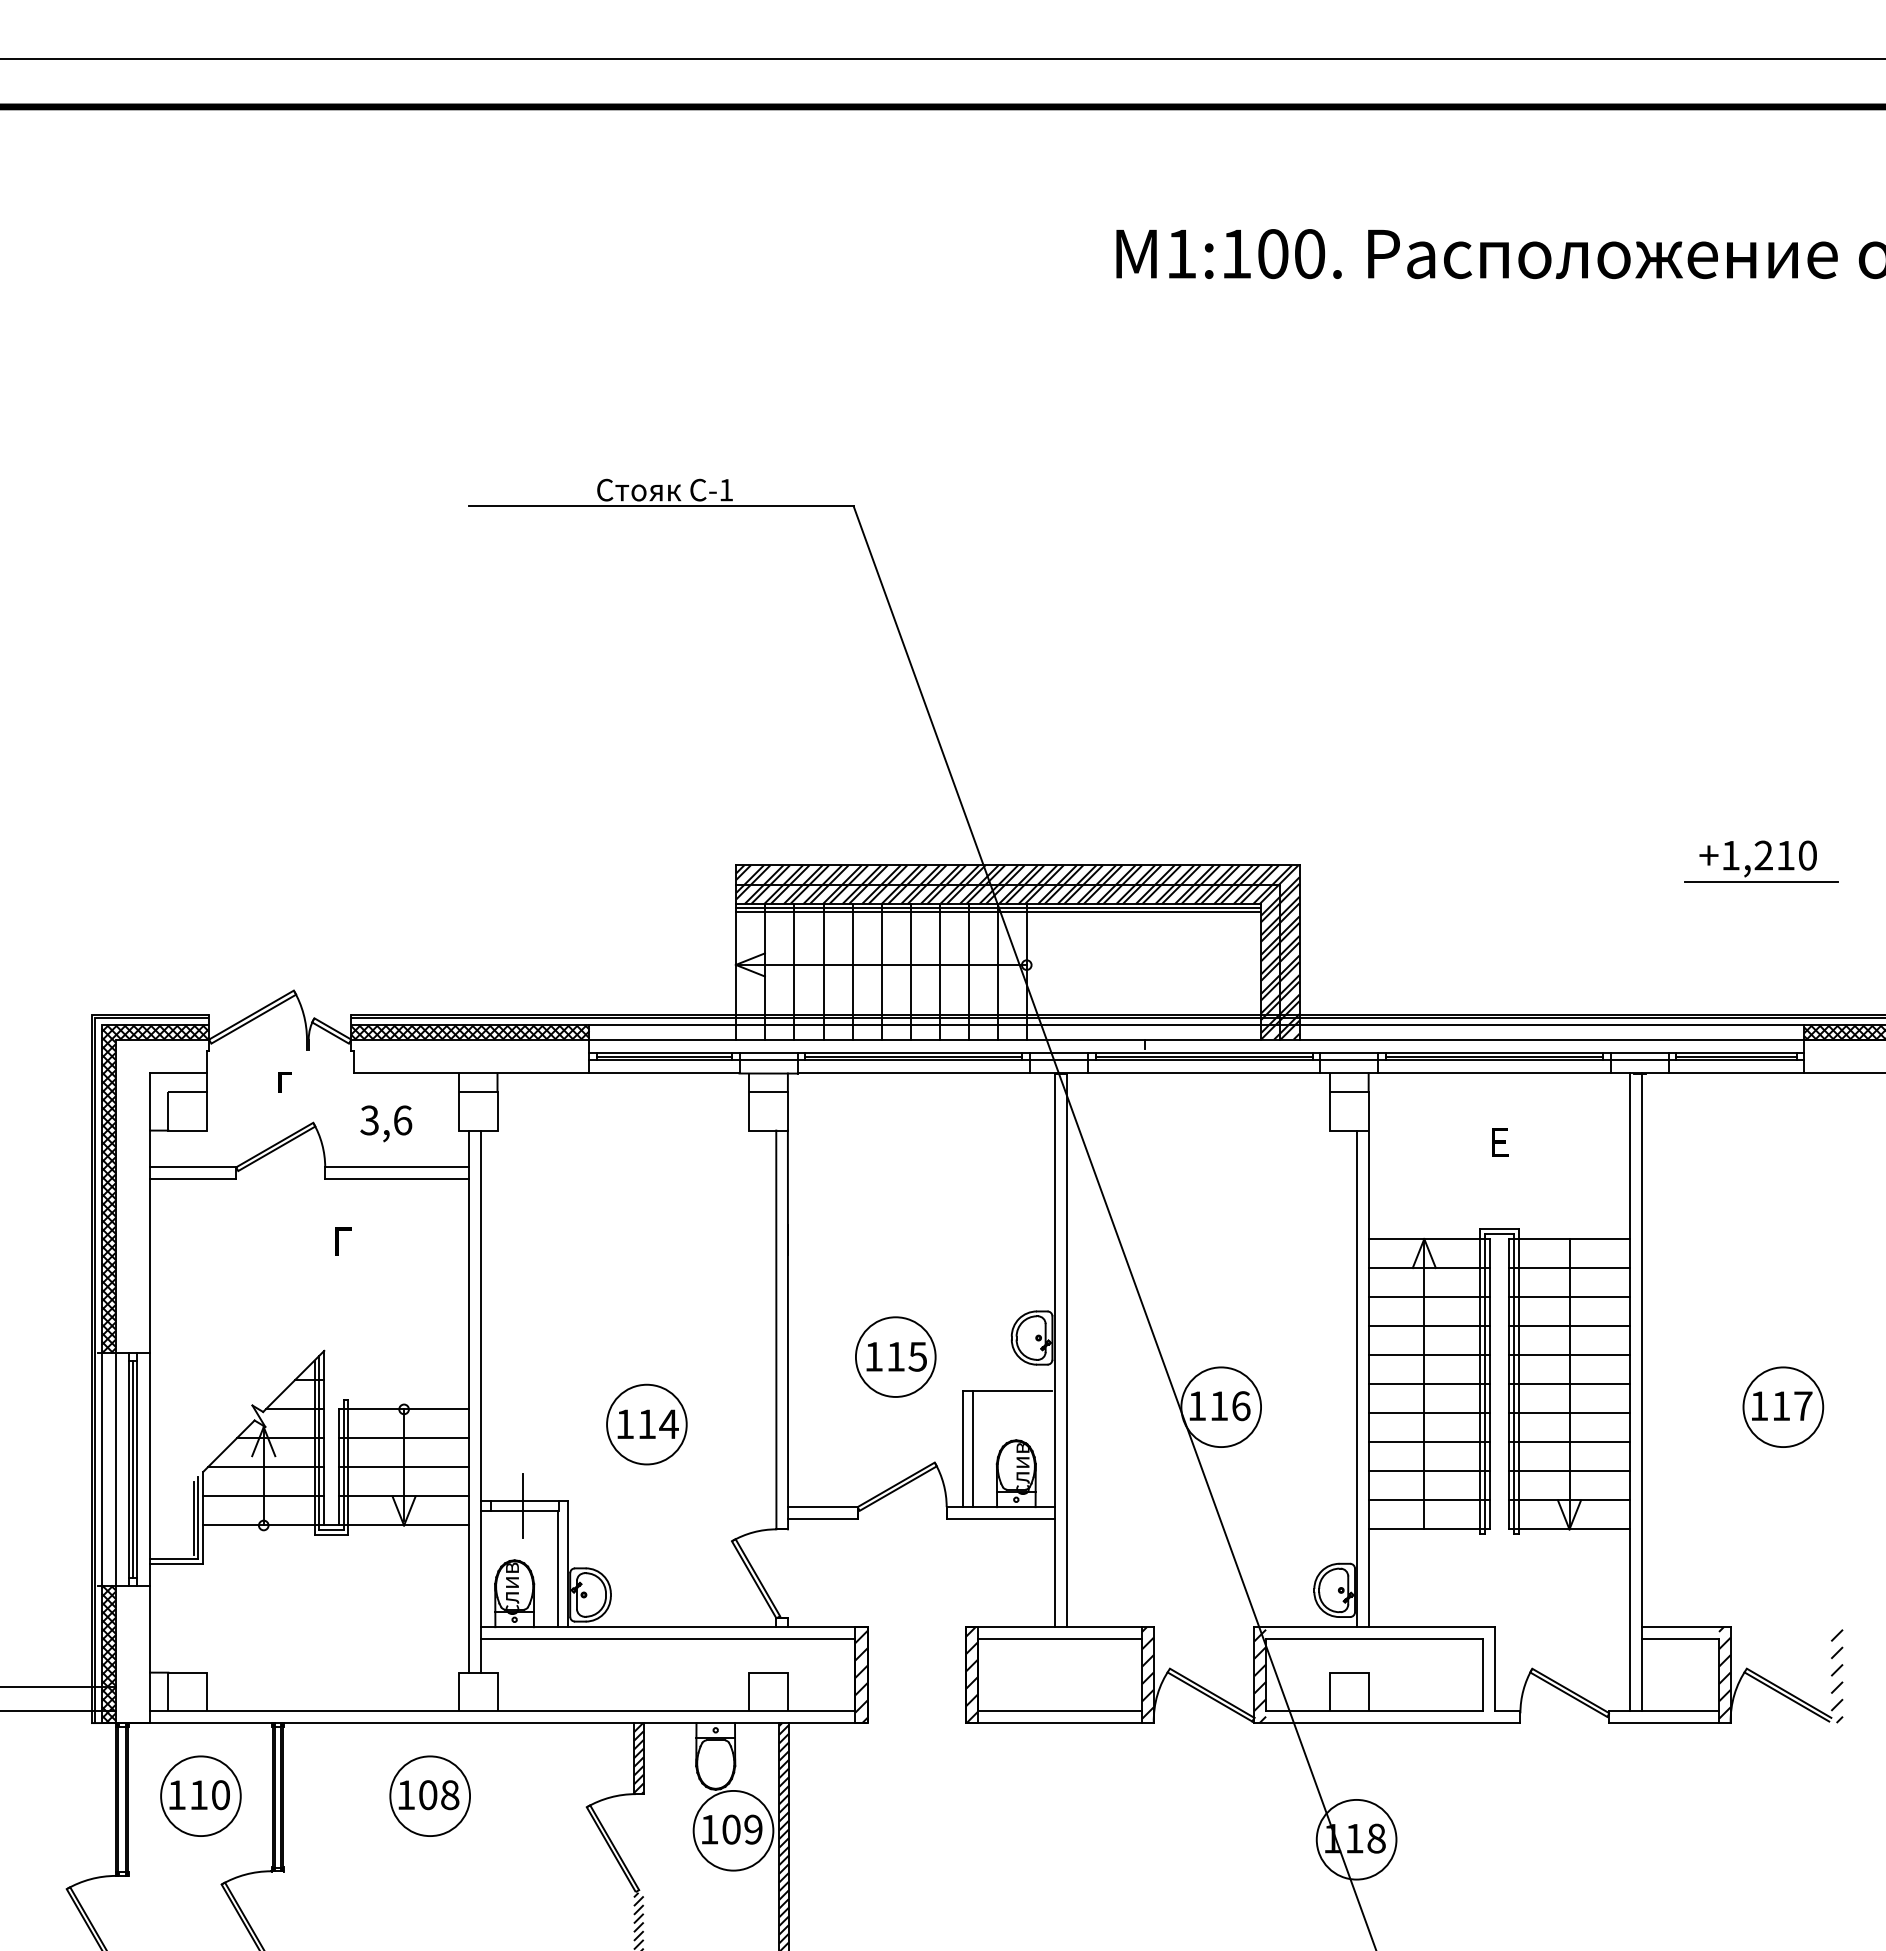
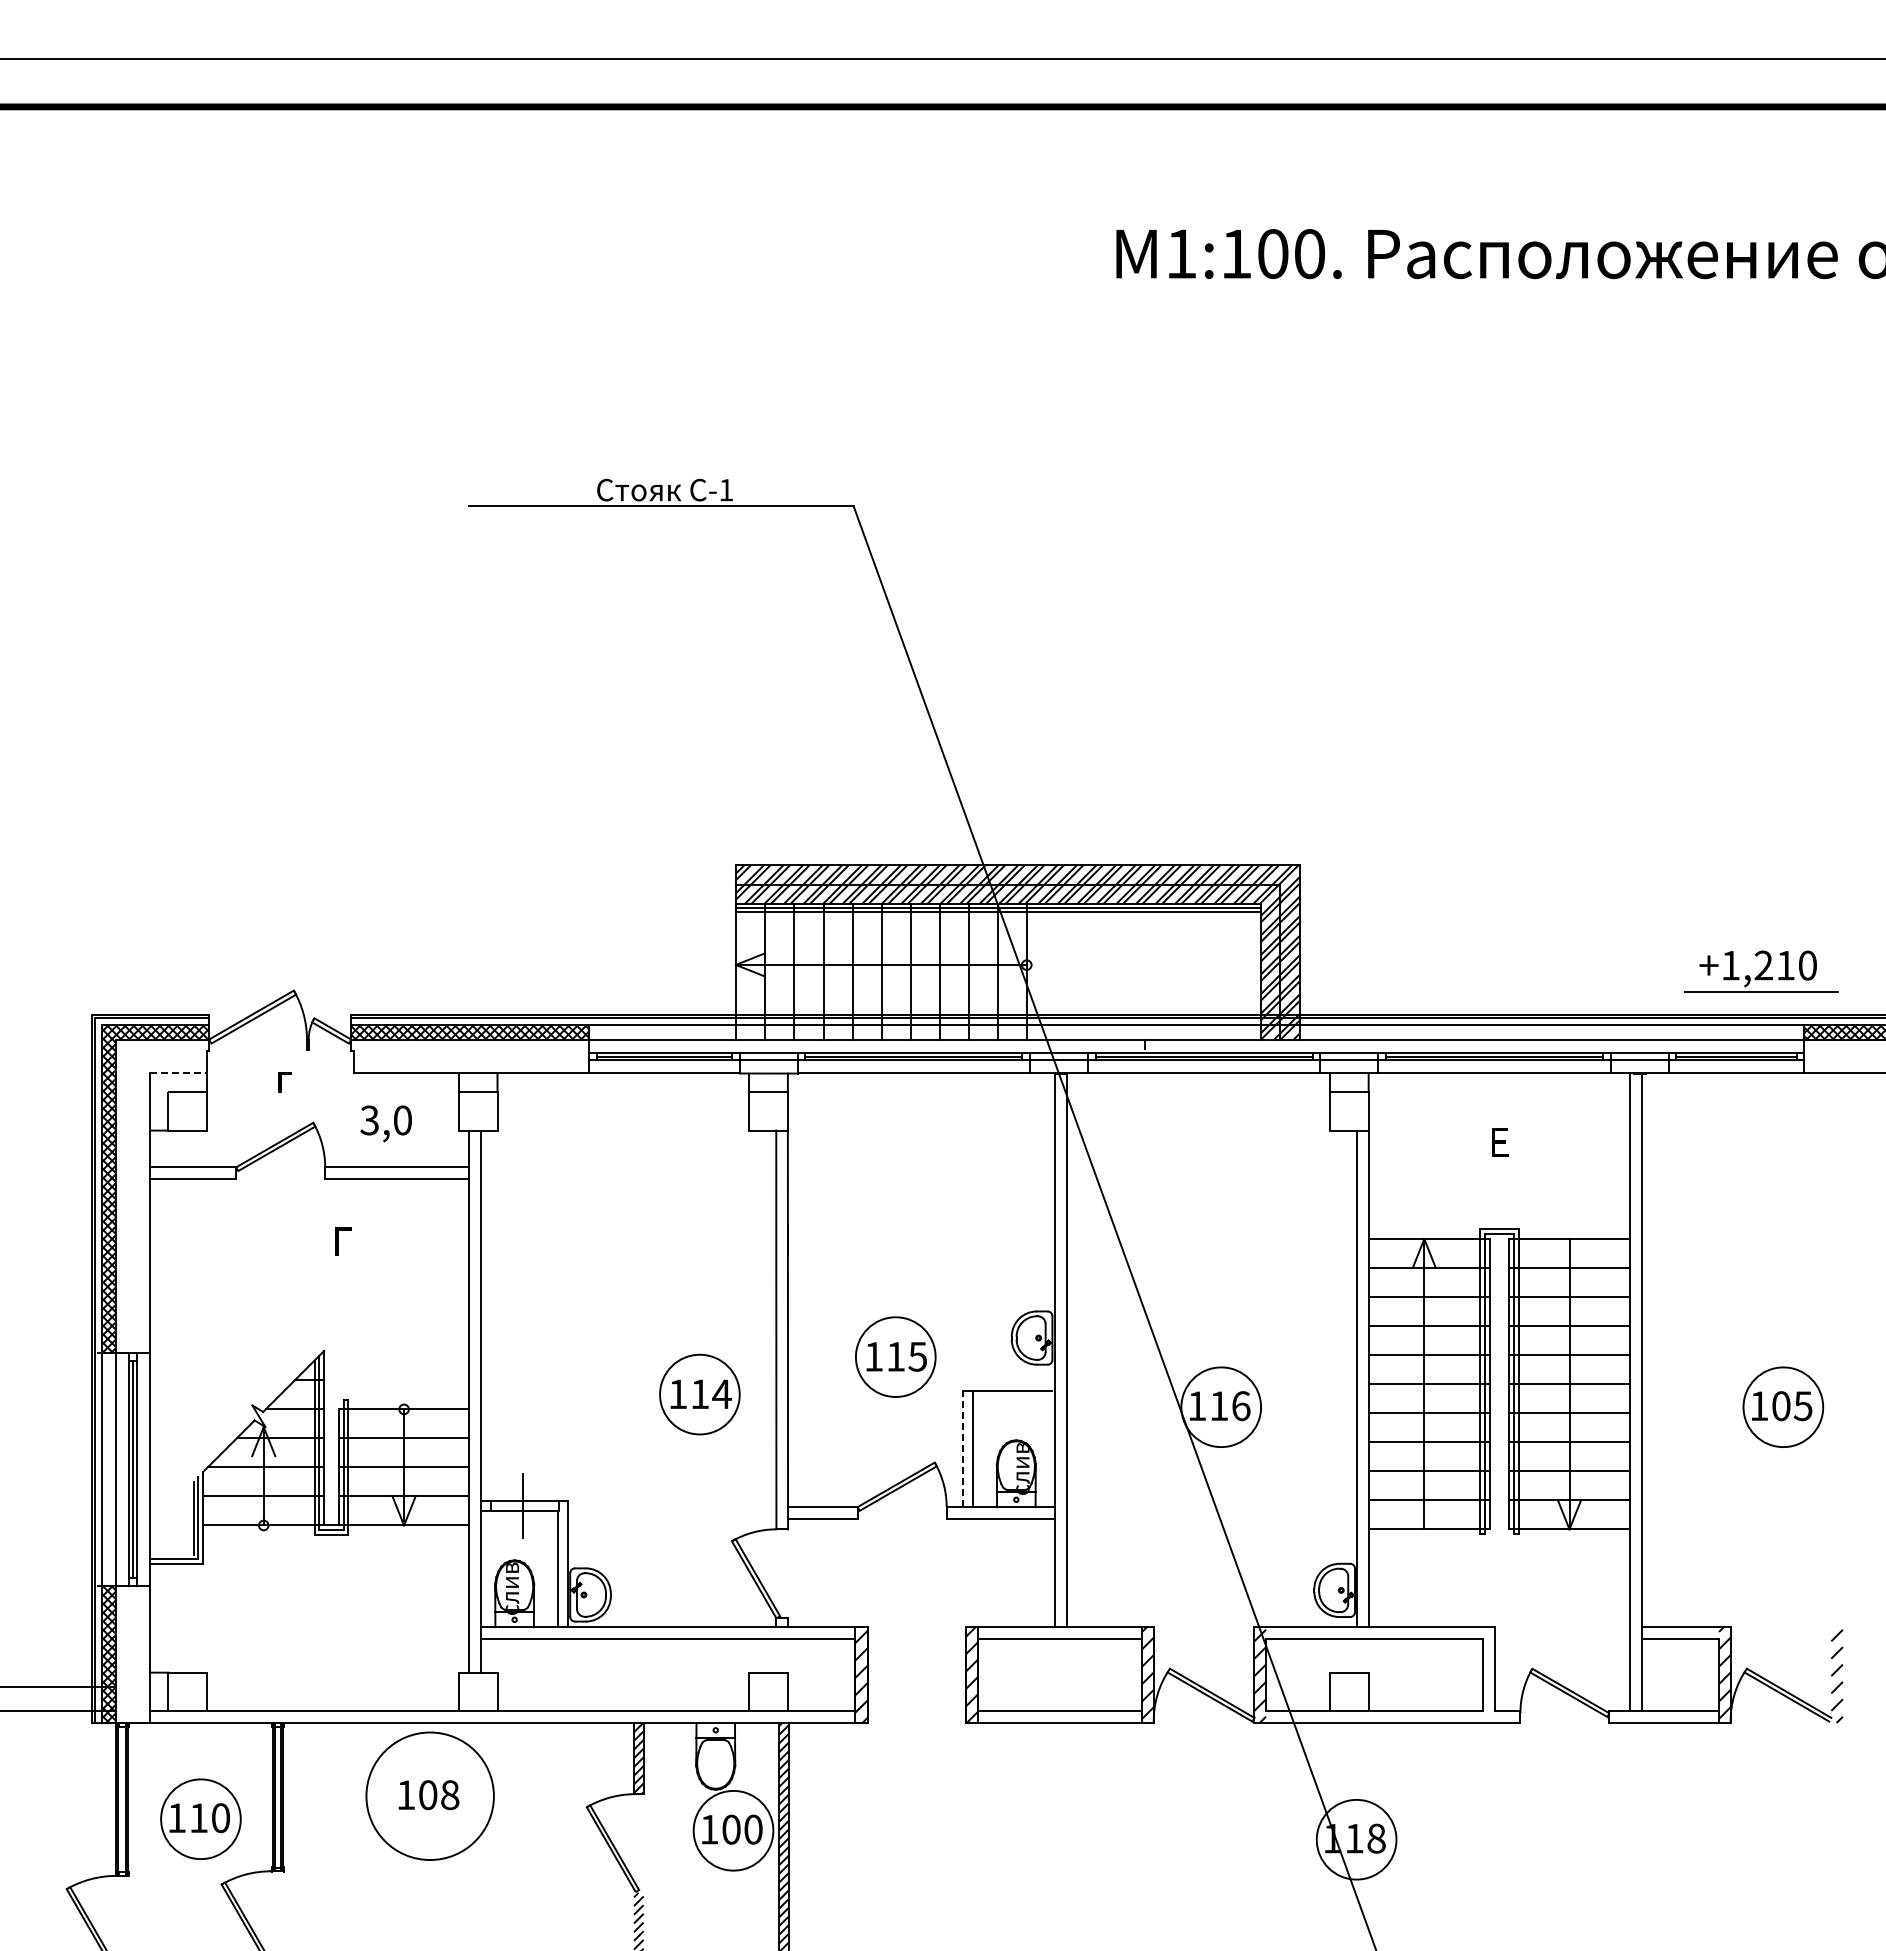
part position: (1761, 861) -> (1761, 971) (1761, 971)
line: solid -> dashed (178, 1073)
text: 3,6 -> 3,0 (403, 1120)
text: 117 -> 105 (1792, 1406)
part position: (646, 1424) -> (699, 1394) (699, 1394)
line: solid -> dashed (962, 1448)
part position: (200, 1795) -> (200, 1818) (200, 1818)
circle diameter: 80 px -> 127 px (429, 1796)
text: 109 -> 100 (753, 1829)
